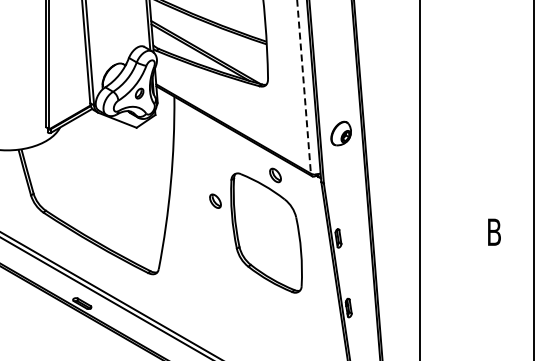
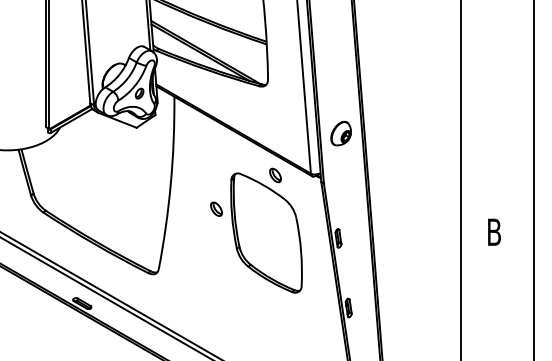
line: dashed -> solid (304, 87)
line position: (420, 179) -> (461, 179) (461, 179)
part position: (215, 200) -> (216, 208) (216, 208)
